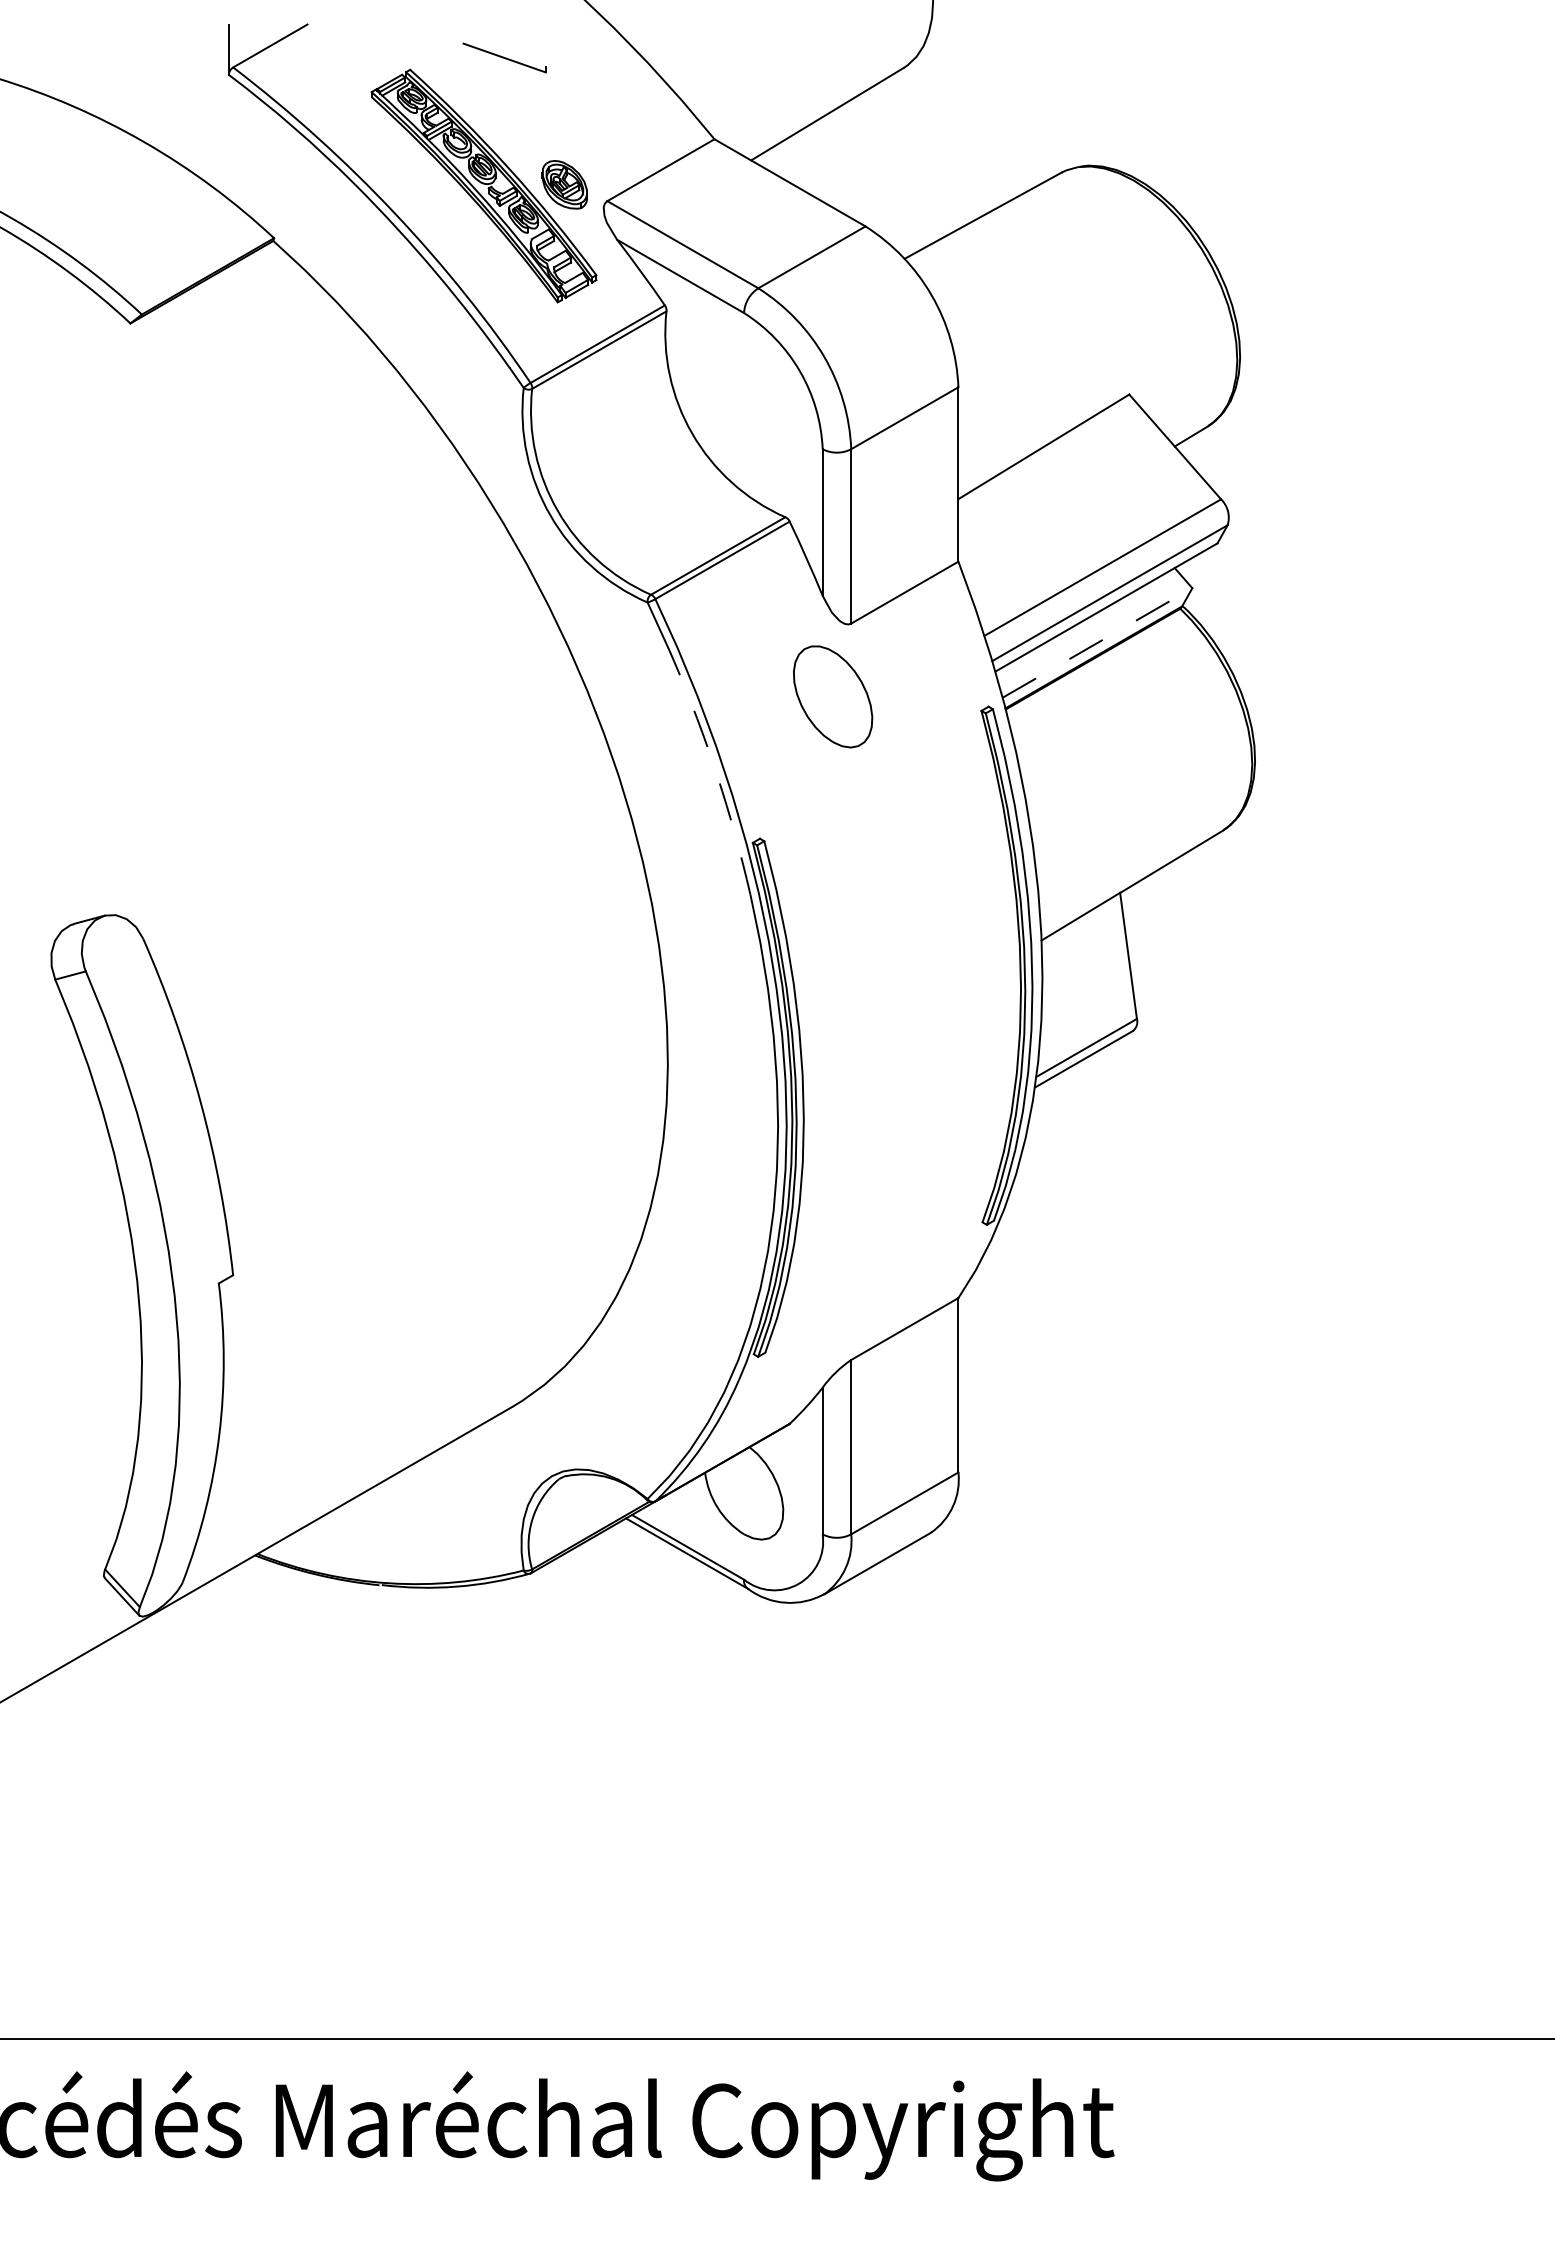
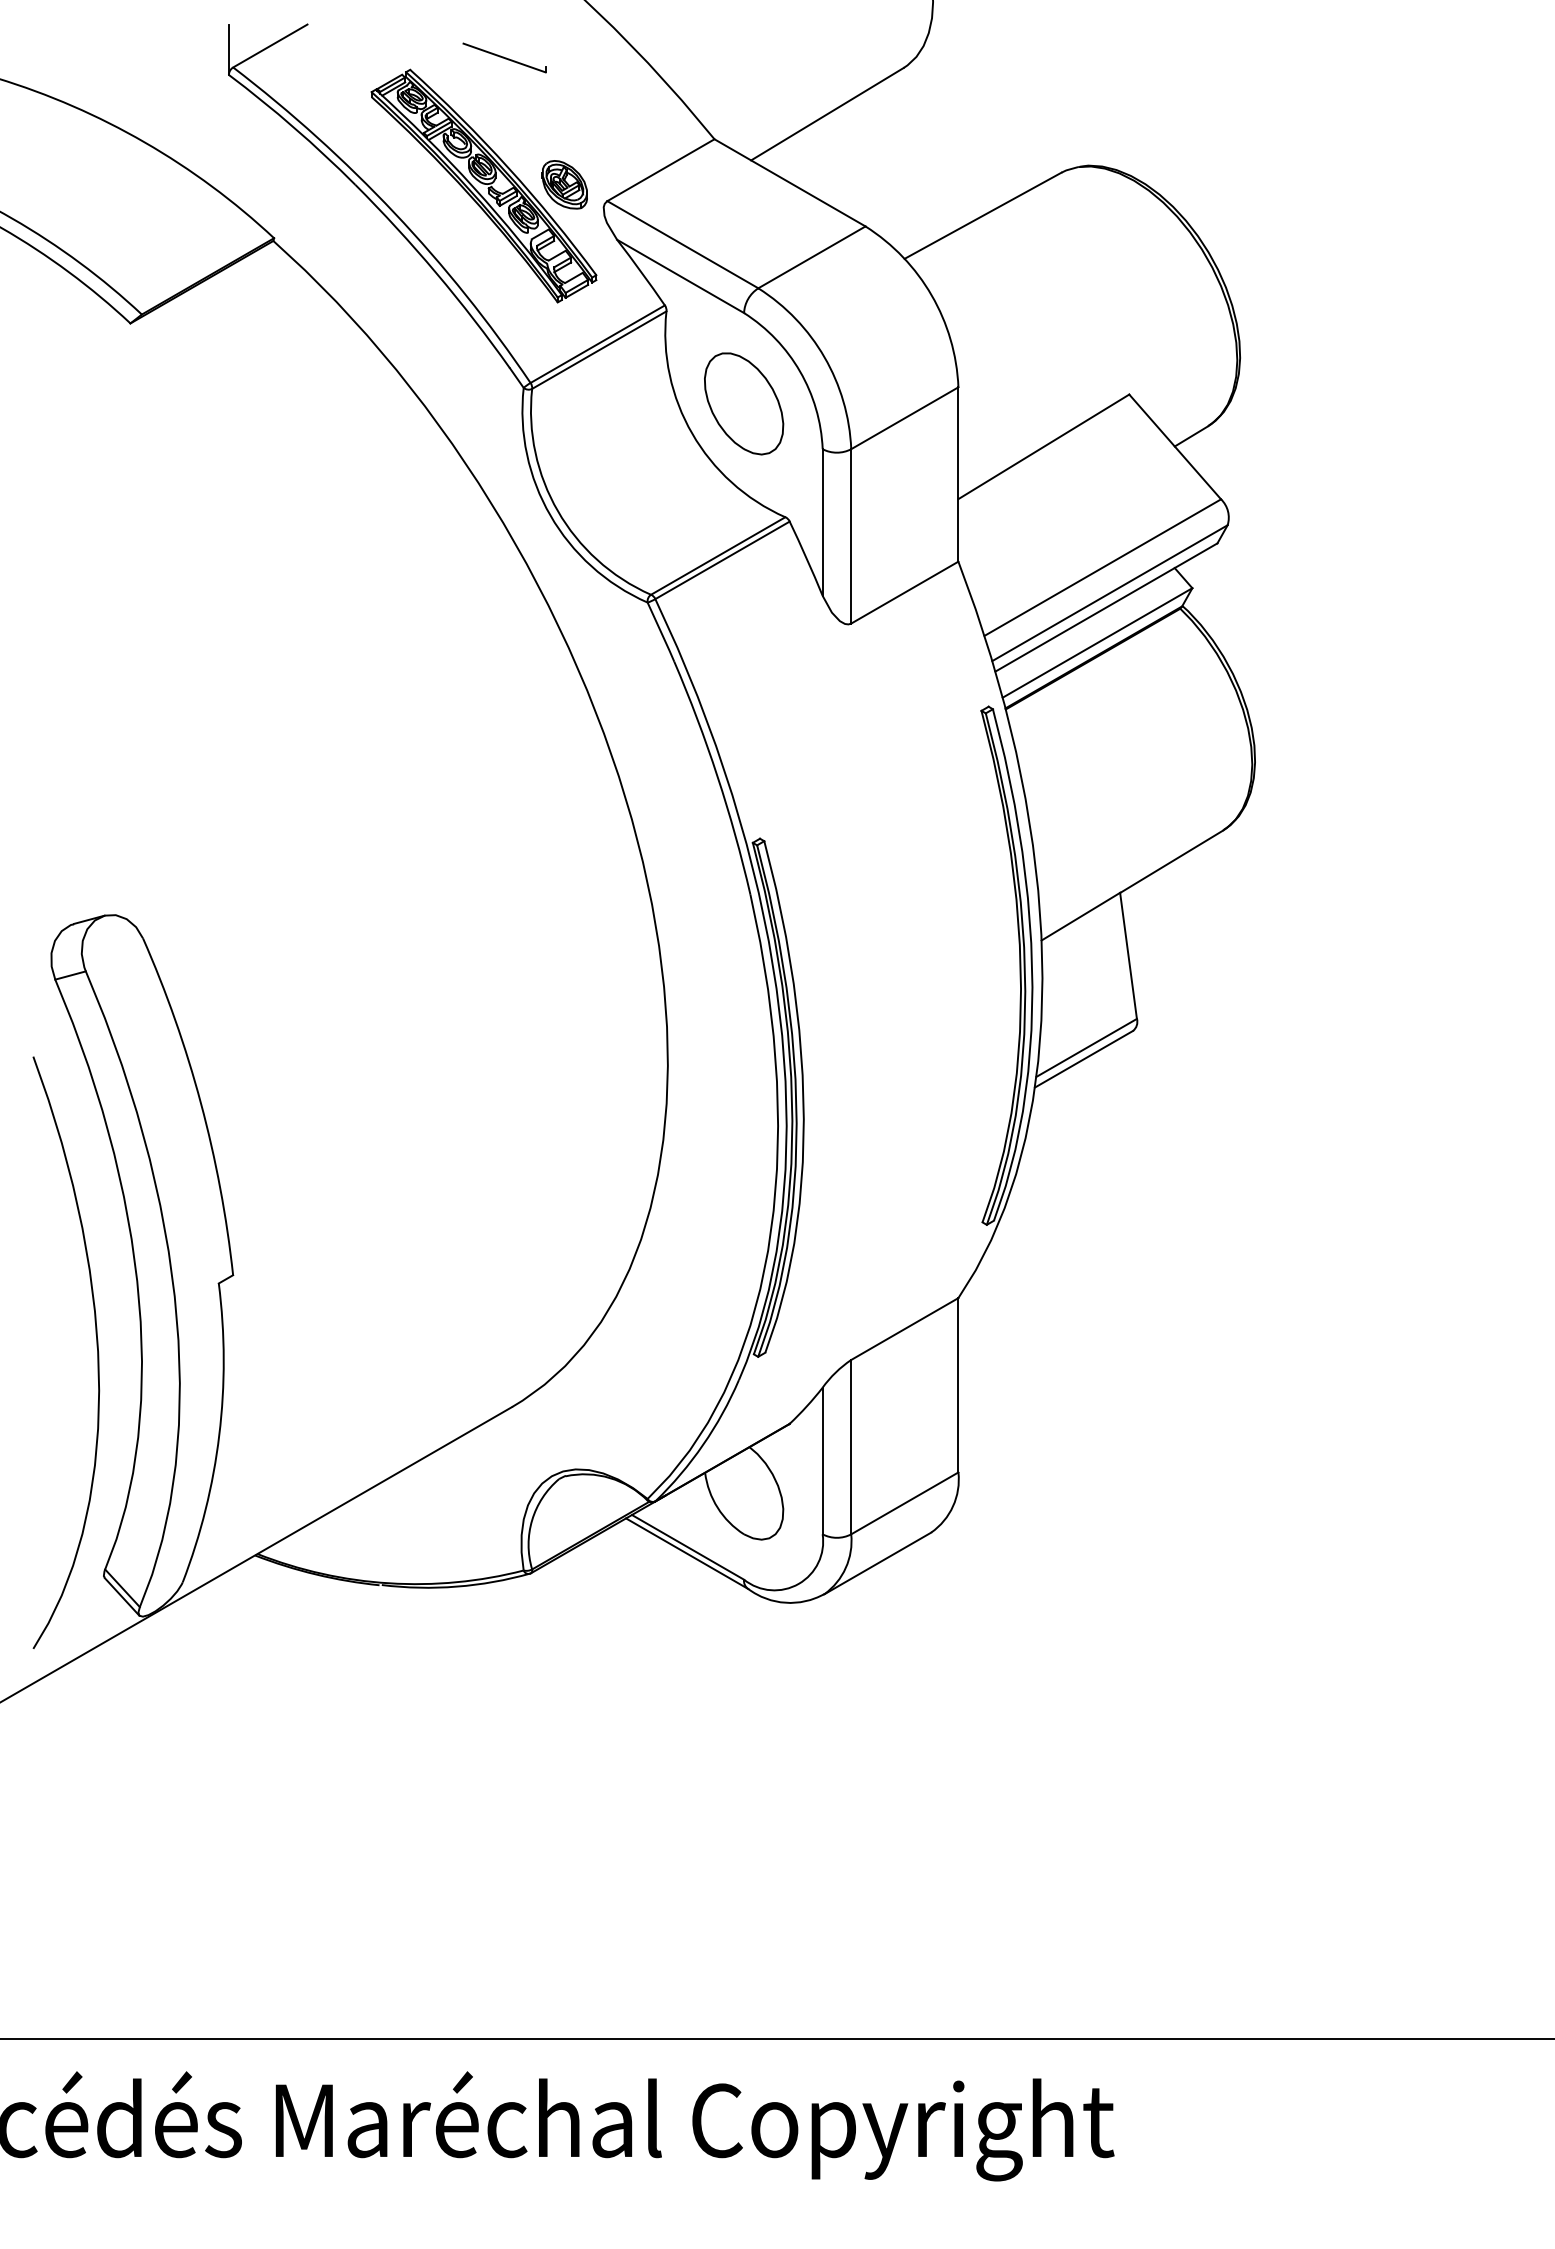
line: dashed -> solid (1097, 642)
part position: (833, 696) -> (744, 403) (744, 403)
arc: dashed -> solid (717, 776)
curve: none -> present (96, 1347)
